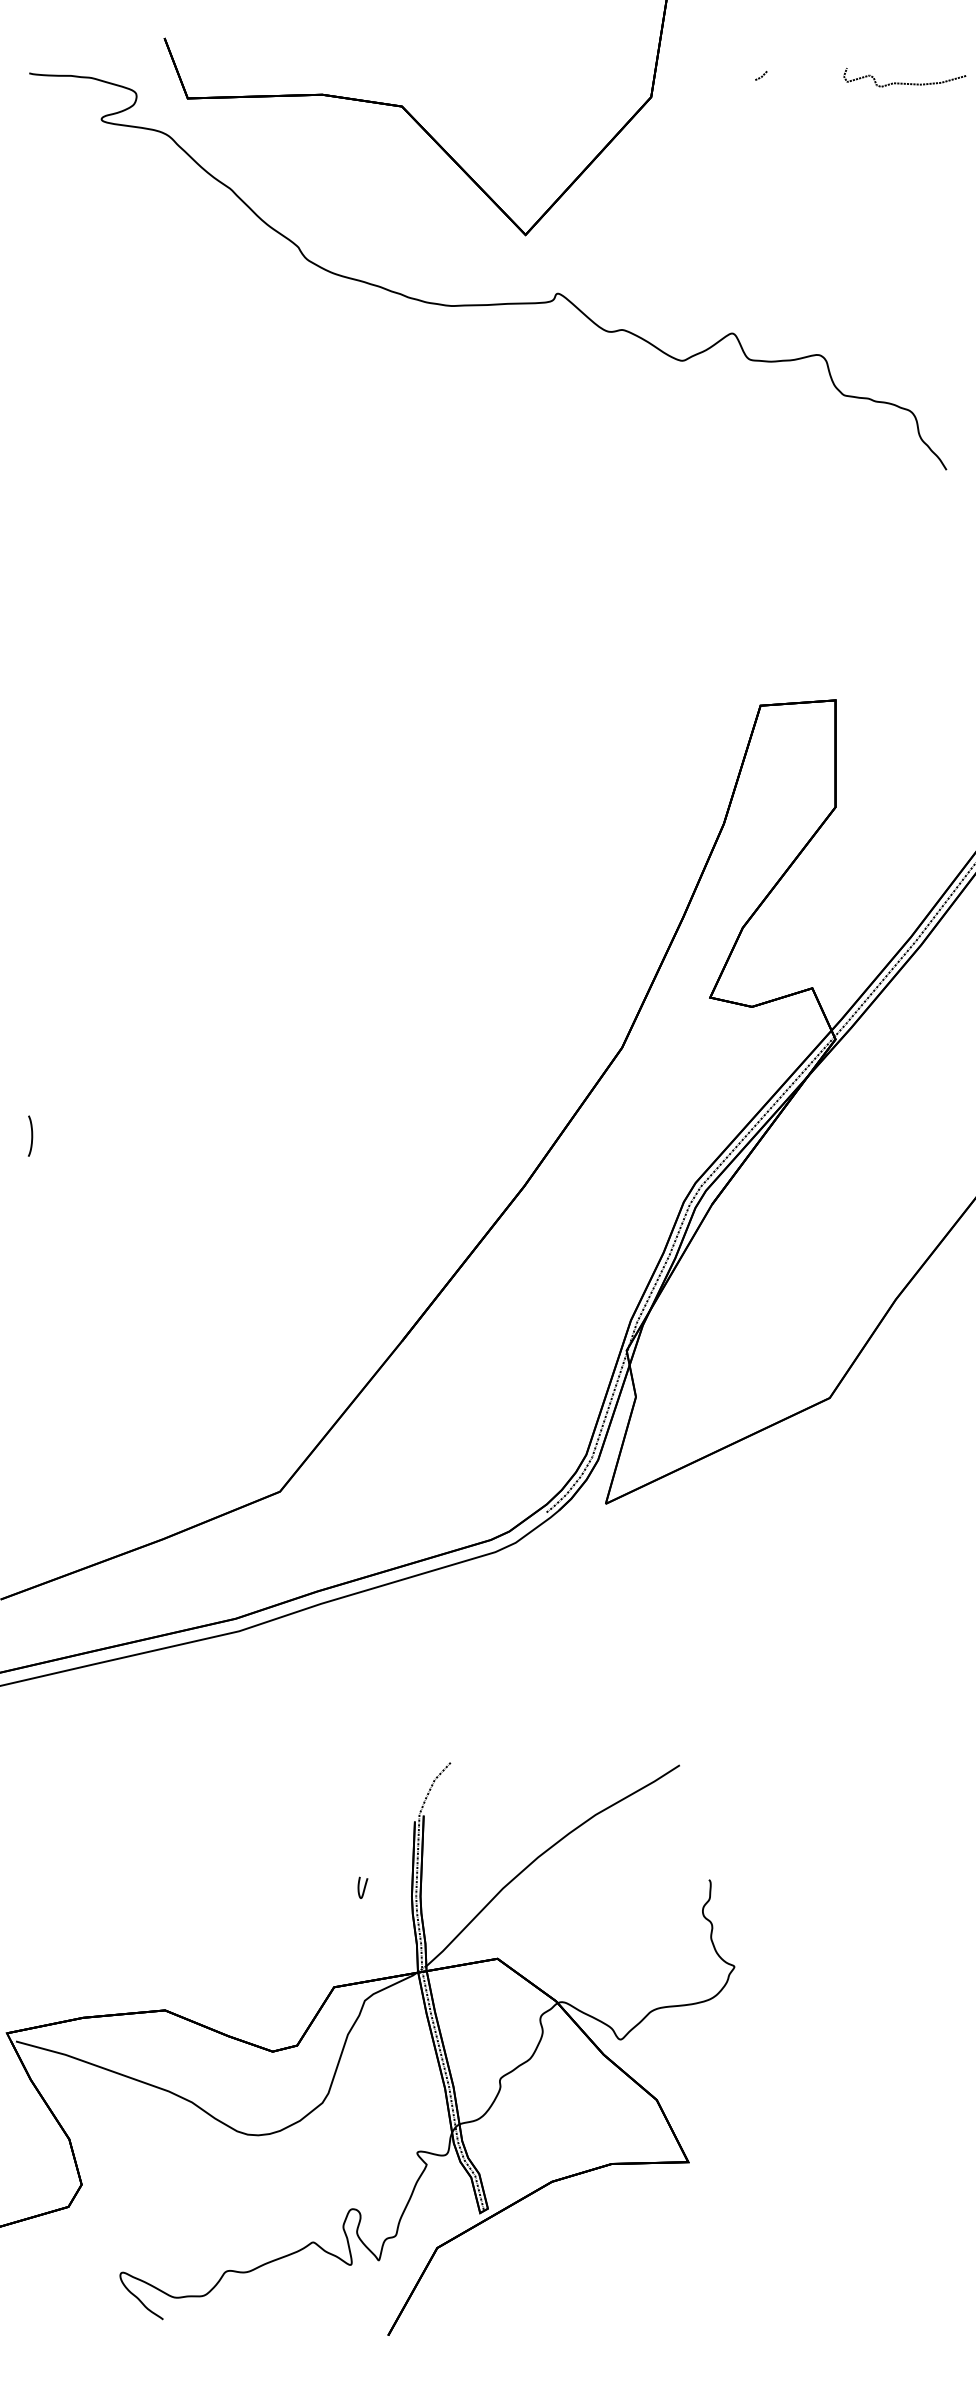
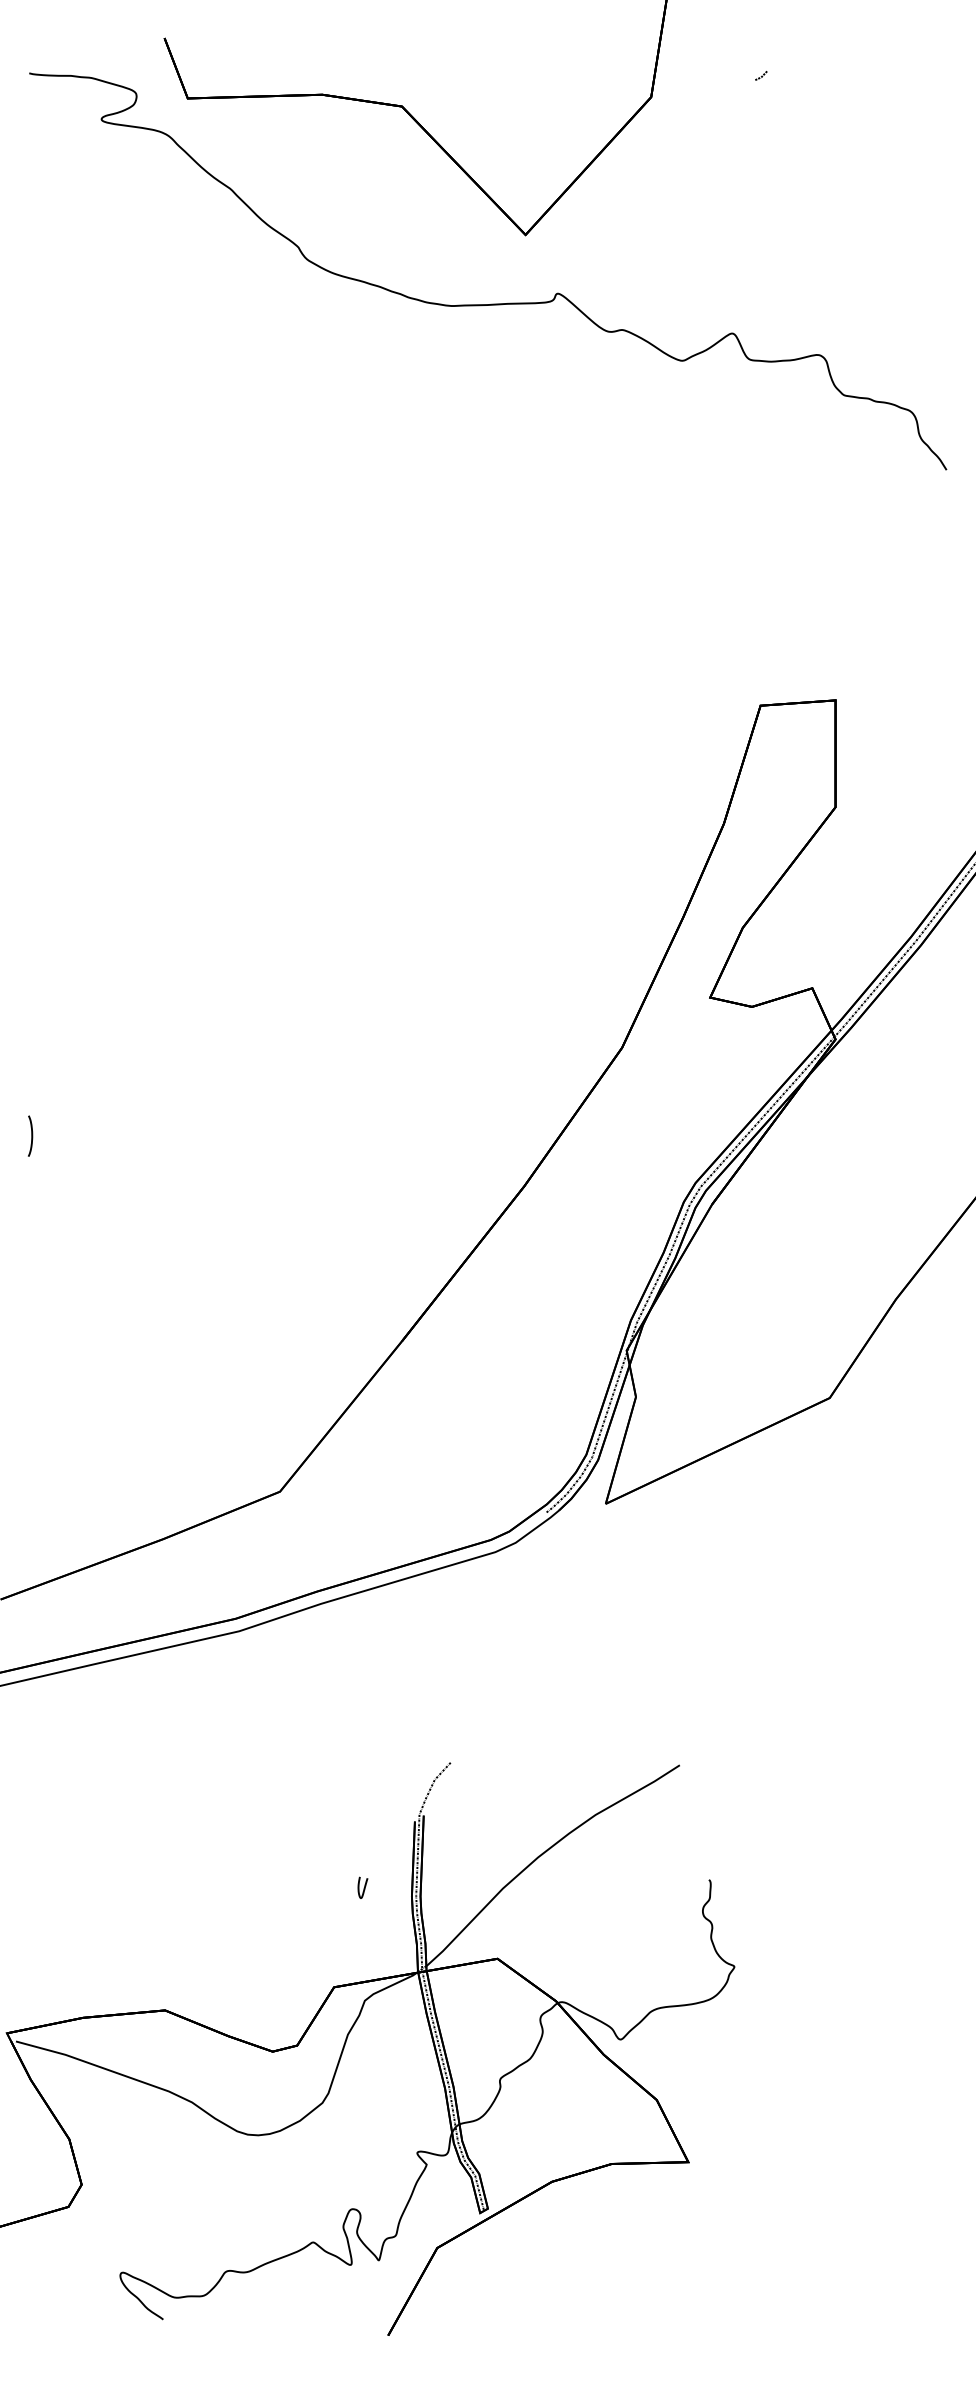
curve: present -> none (904, 82)
